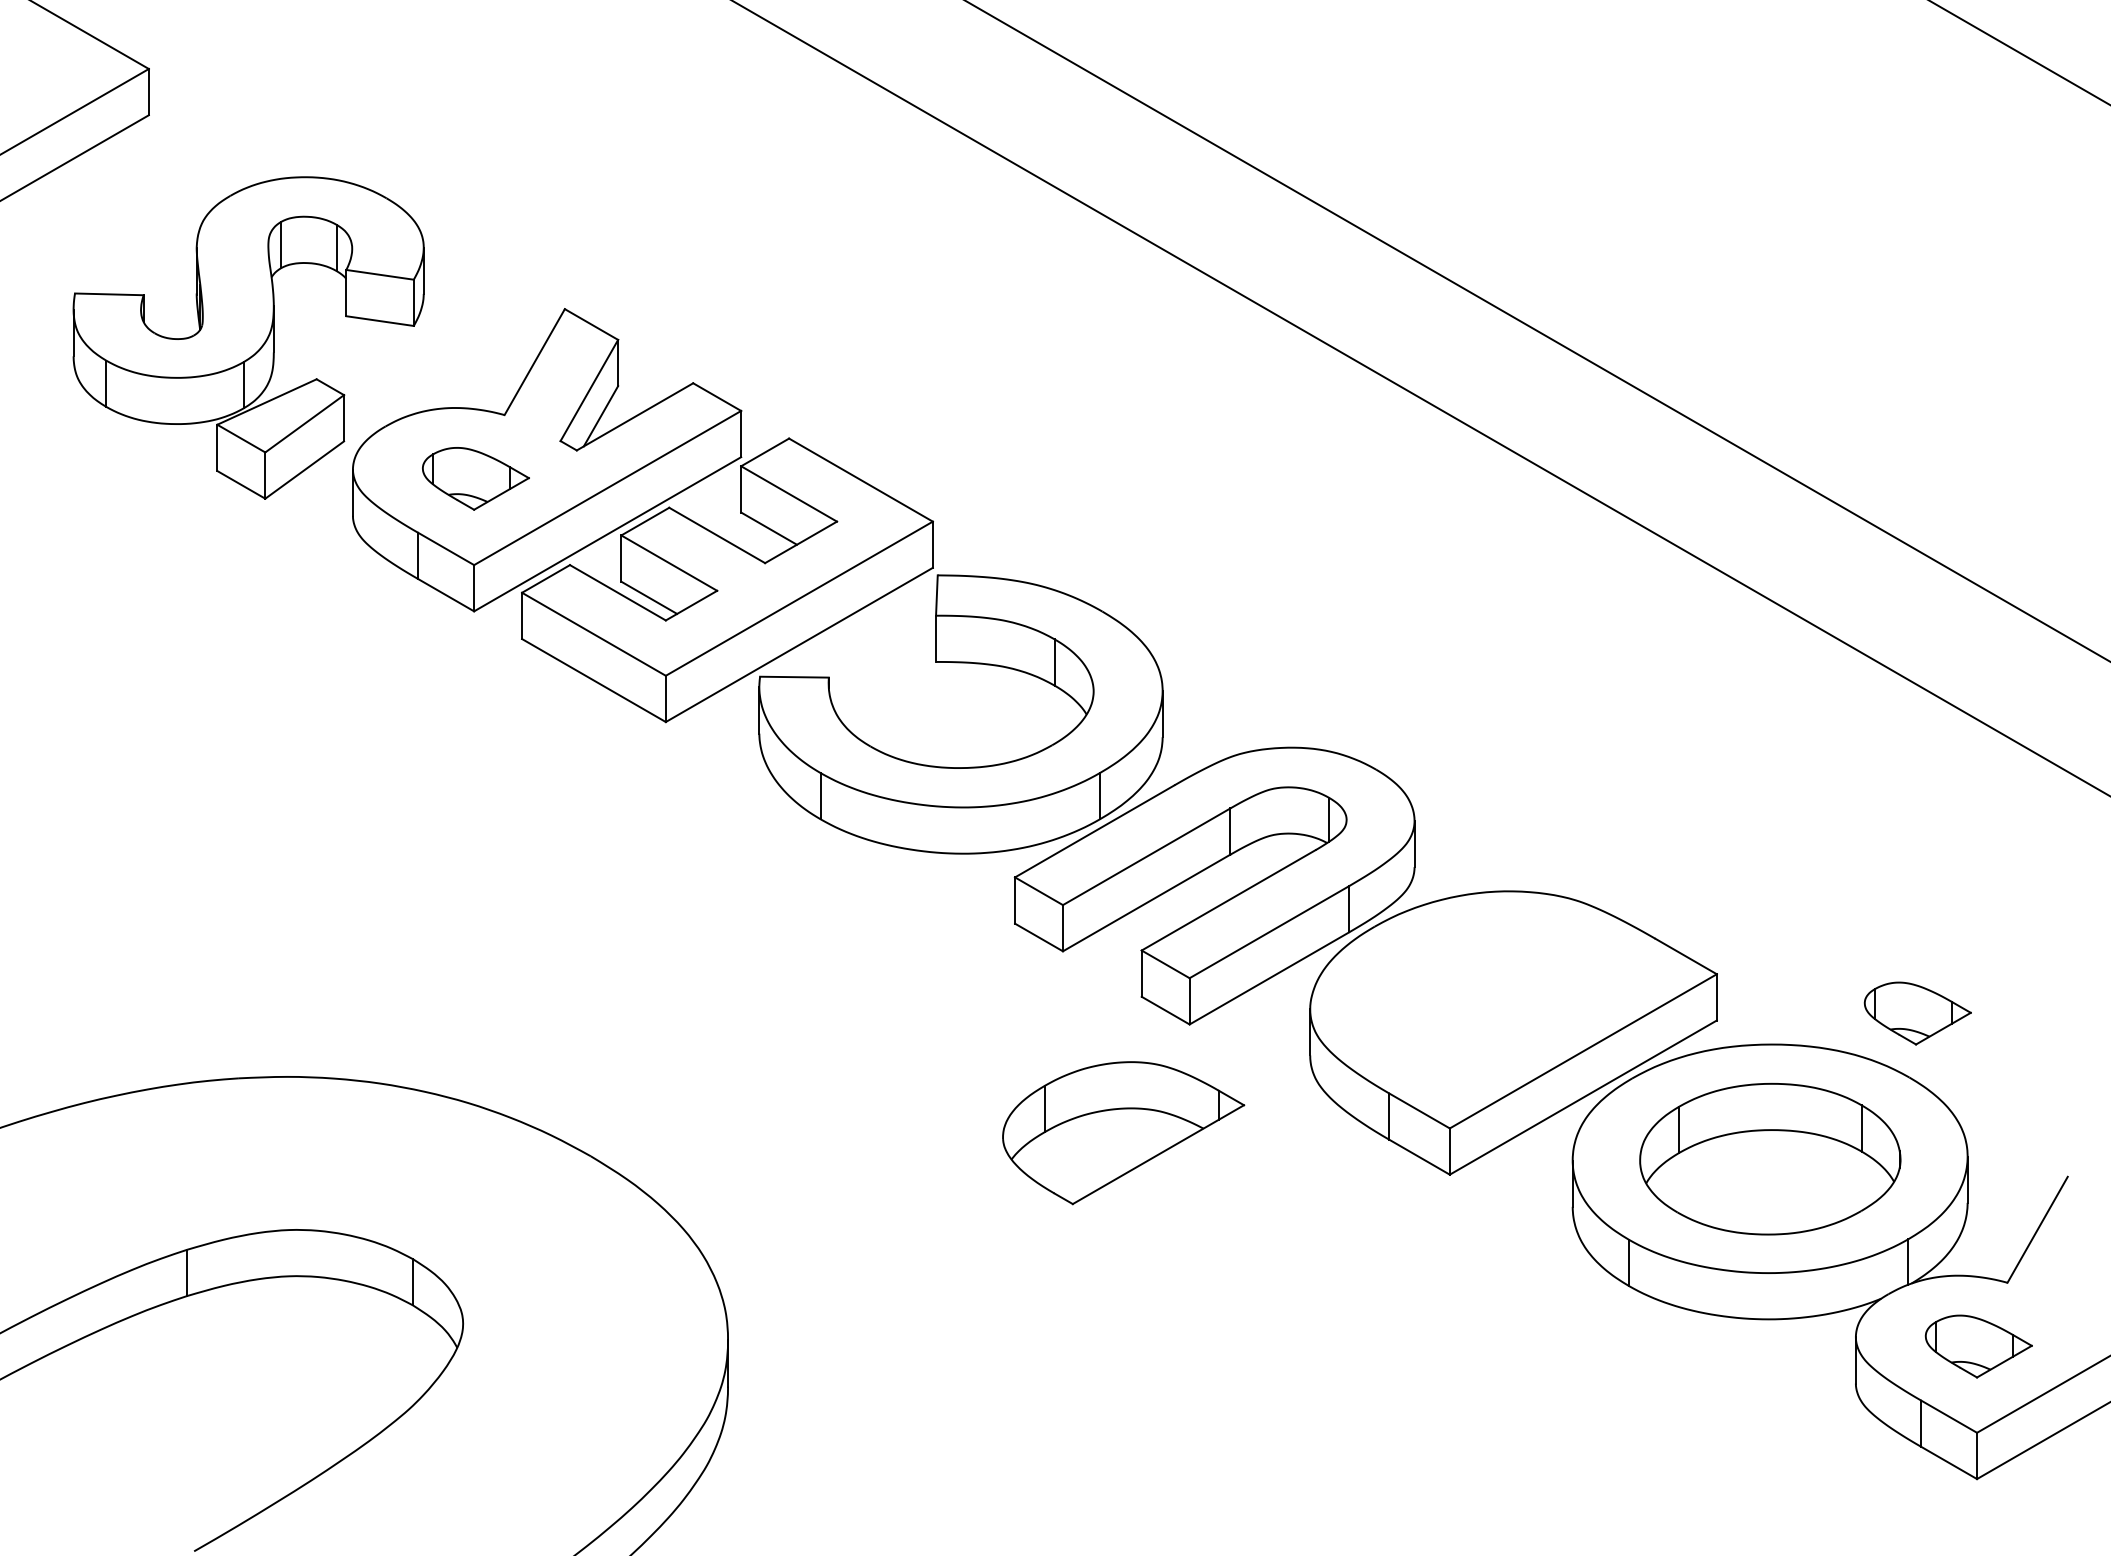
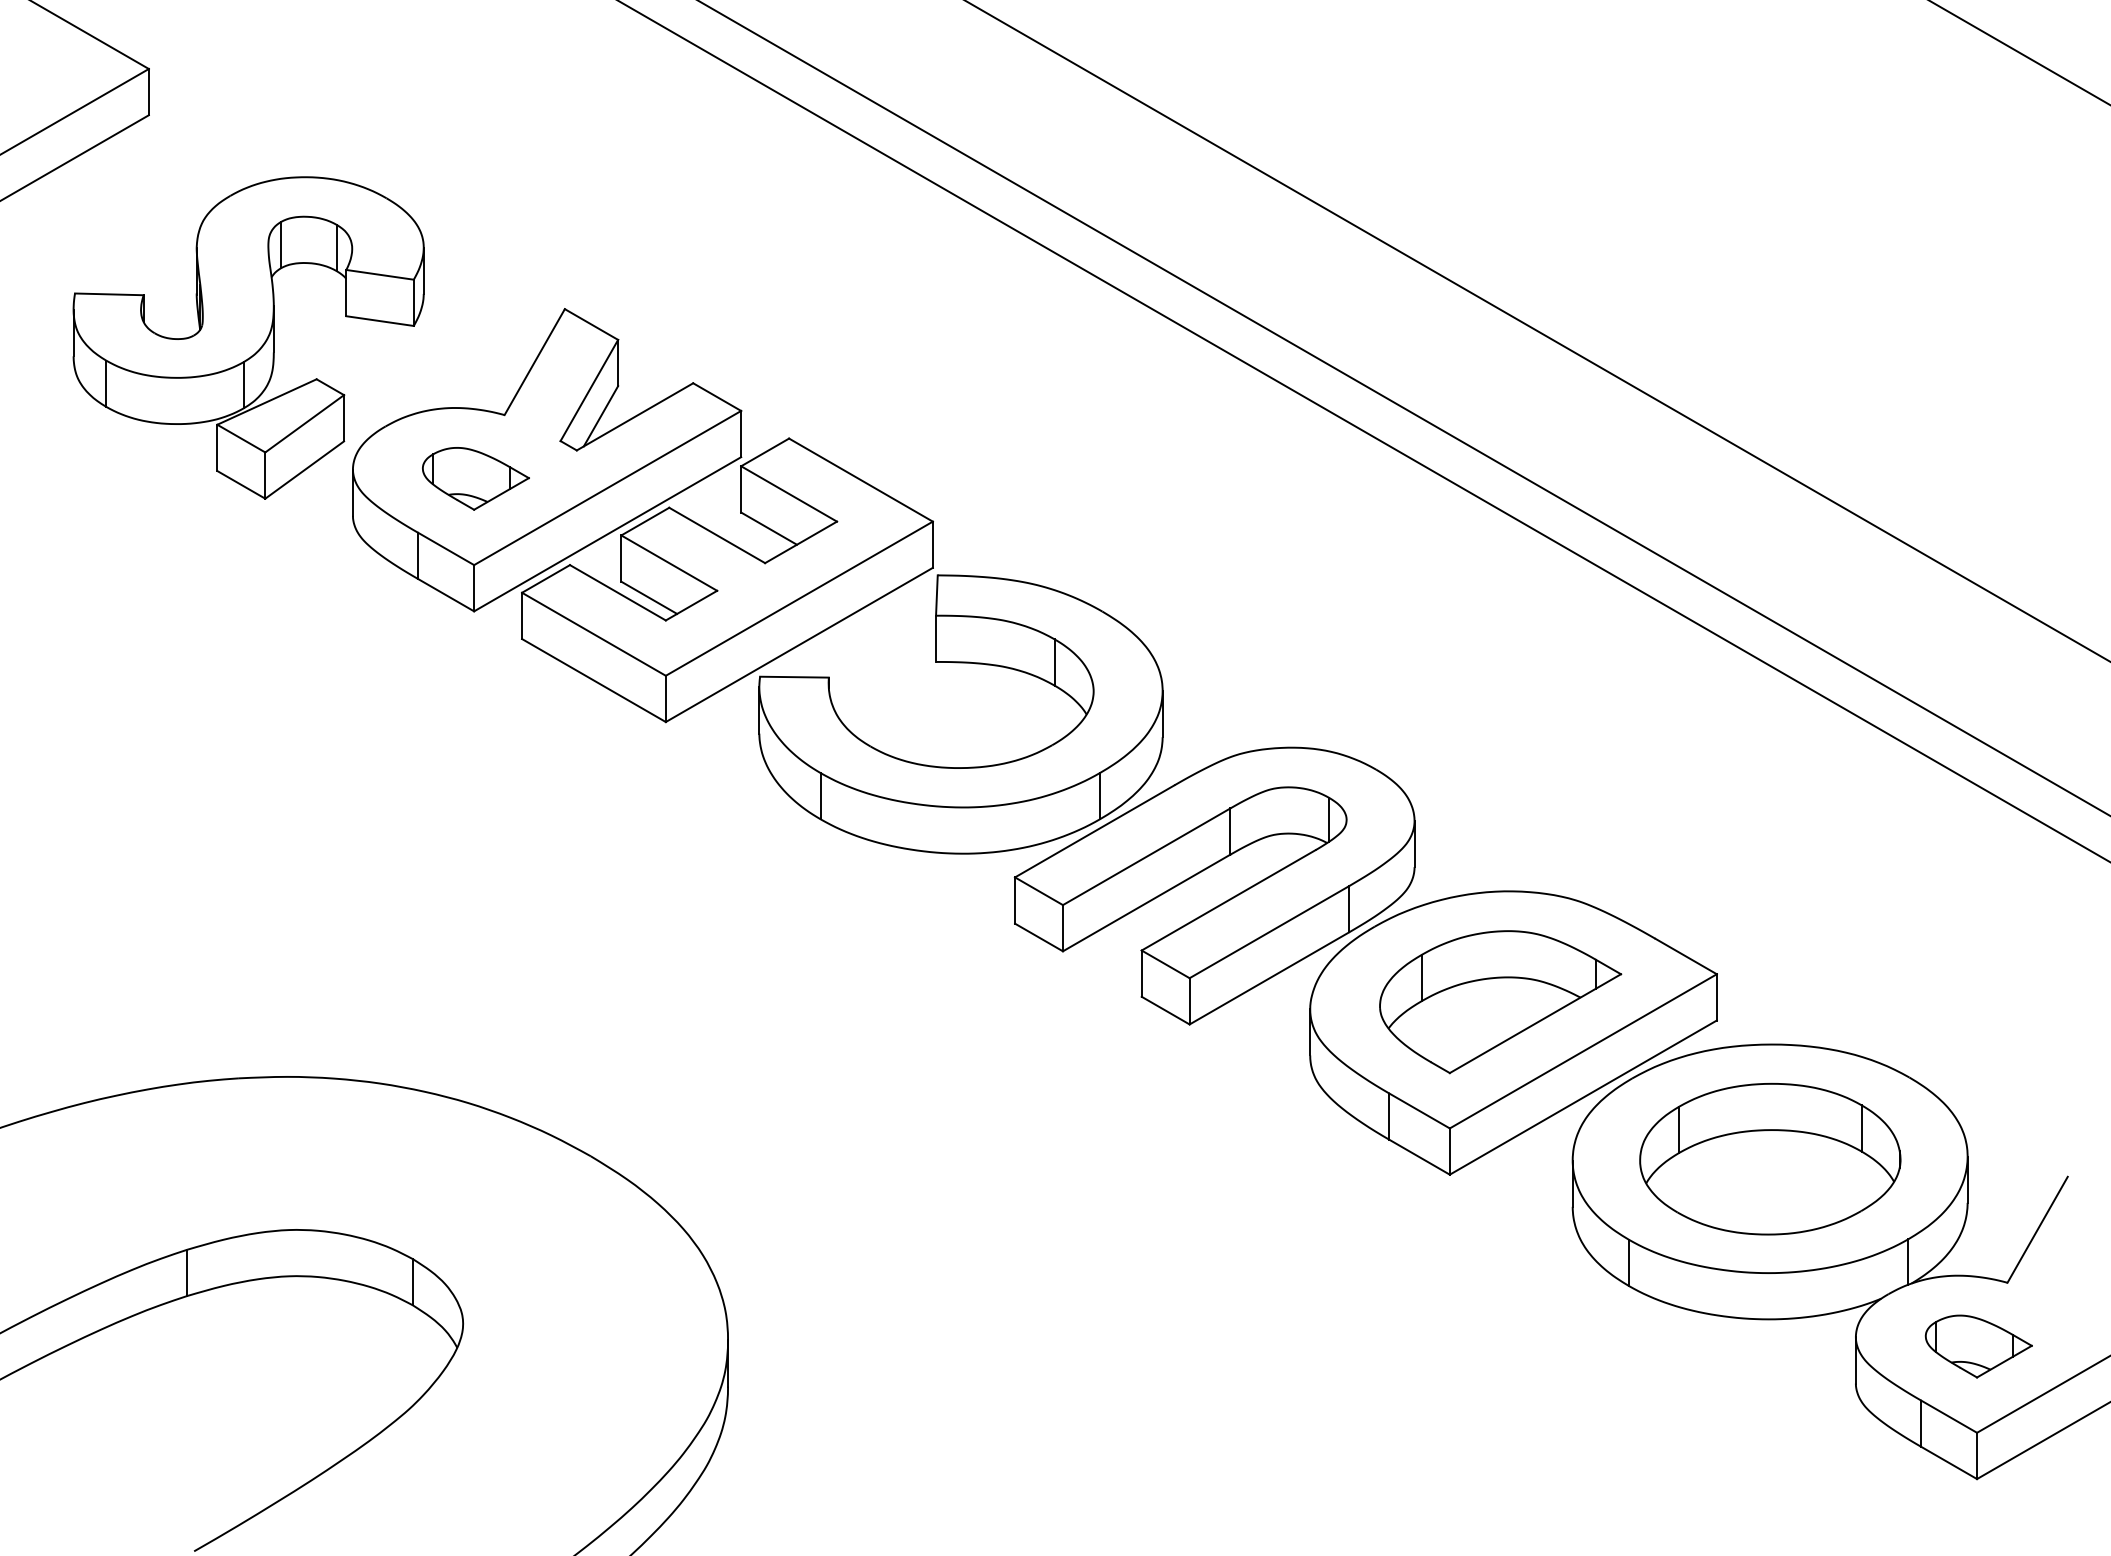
line position: (1420, 398) -> (1403, 408) (1403, 408)
line: none -> present (1364, 431)
part: present -> none (1917, 1013)
part position: (1123, 1133) -> (1500, 1002) (1500, 1002)
